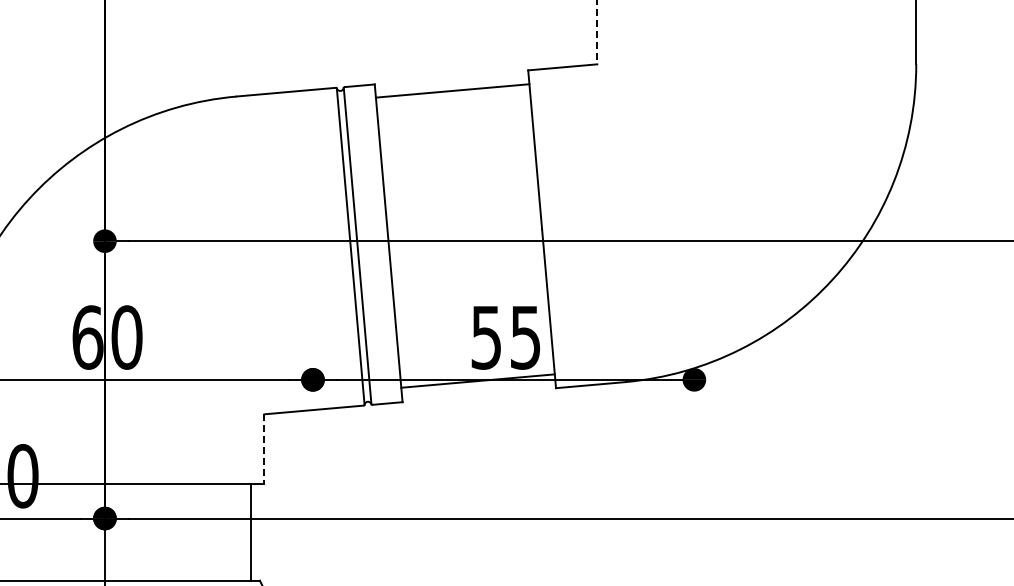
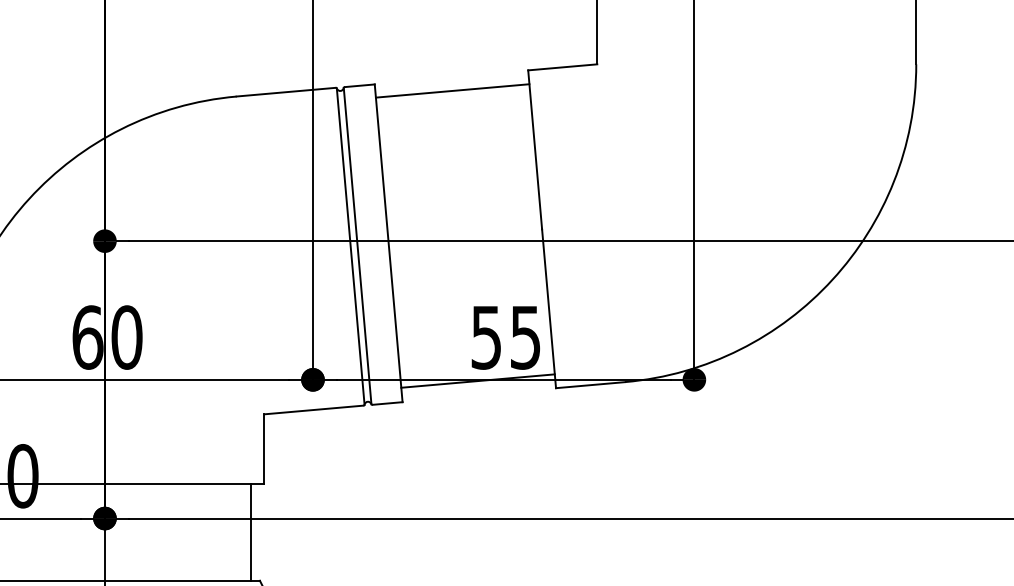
line: dashed -> solid (597, 32)
line: none -> present (312, 194)
line: none -> present (694, 194)
line: dashed -> solid (264, 448)
